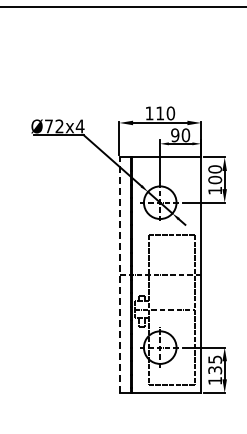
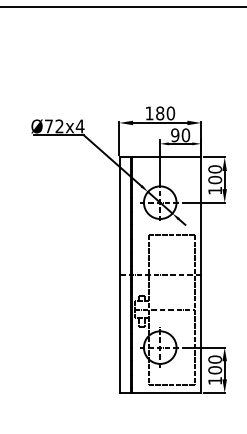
text: 110 -> 180 (160, 113)
line: dashed -> solid (119, 275)
text: 135 -> 100 (215, 364)
